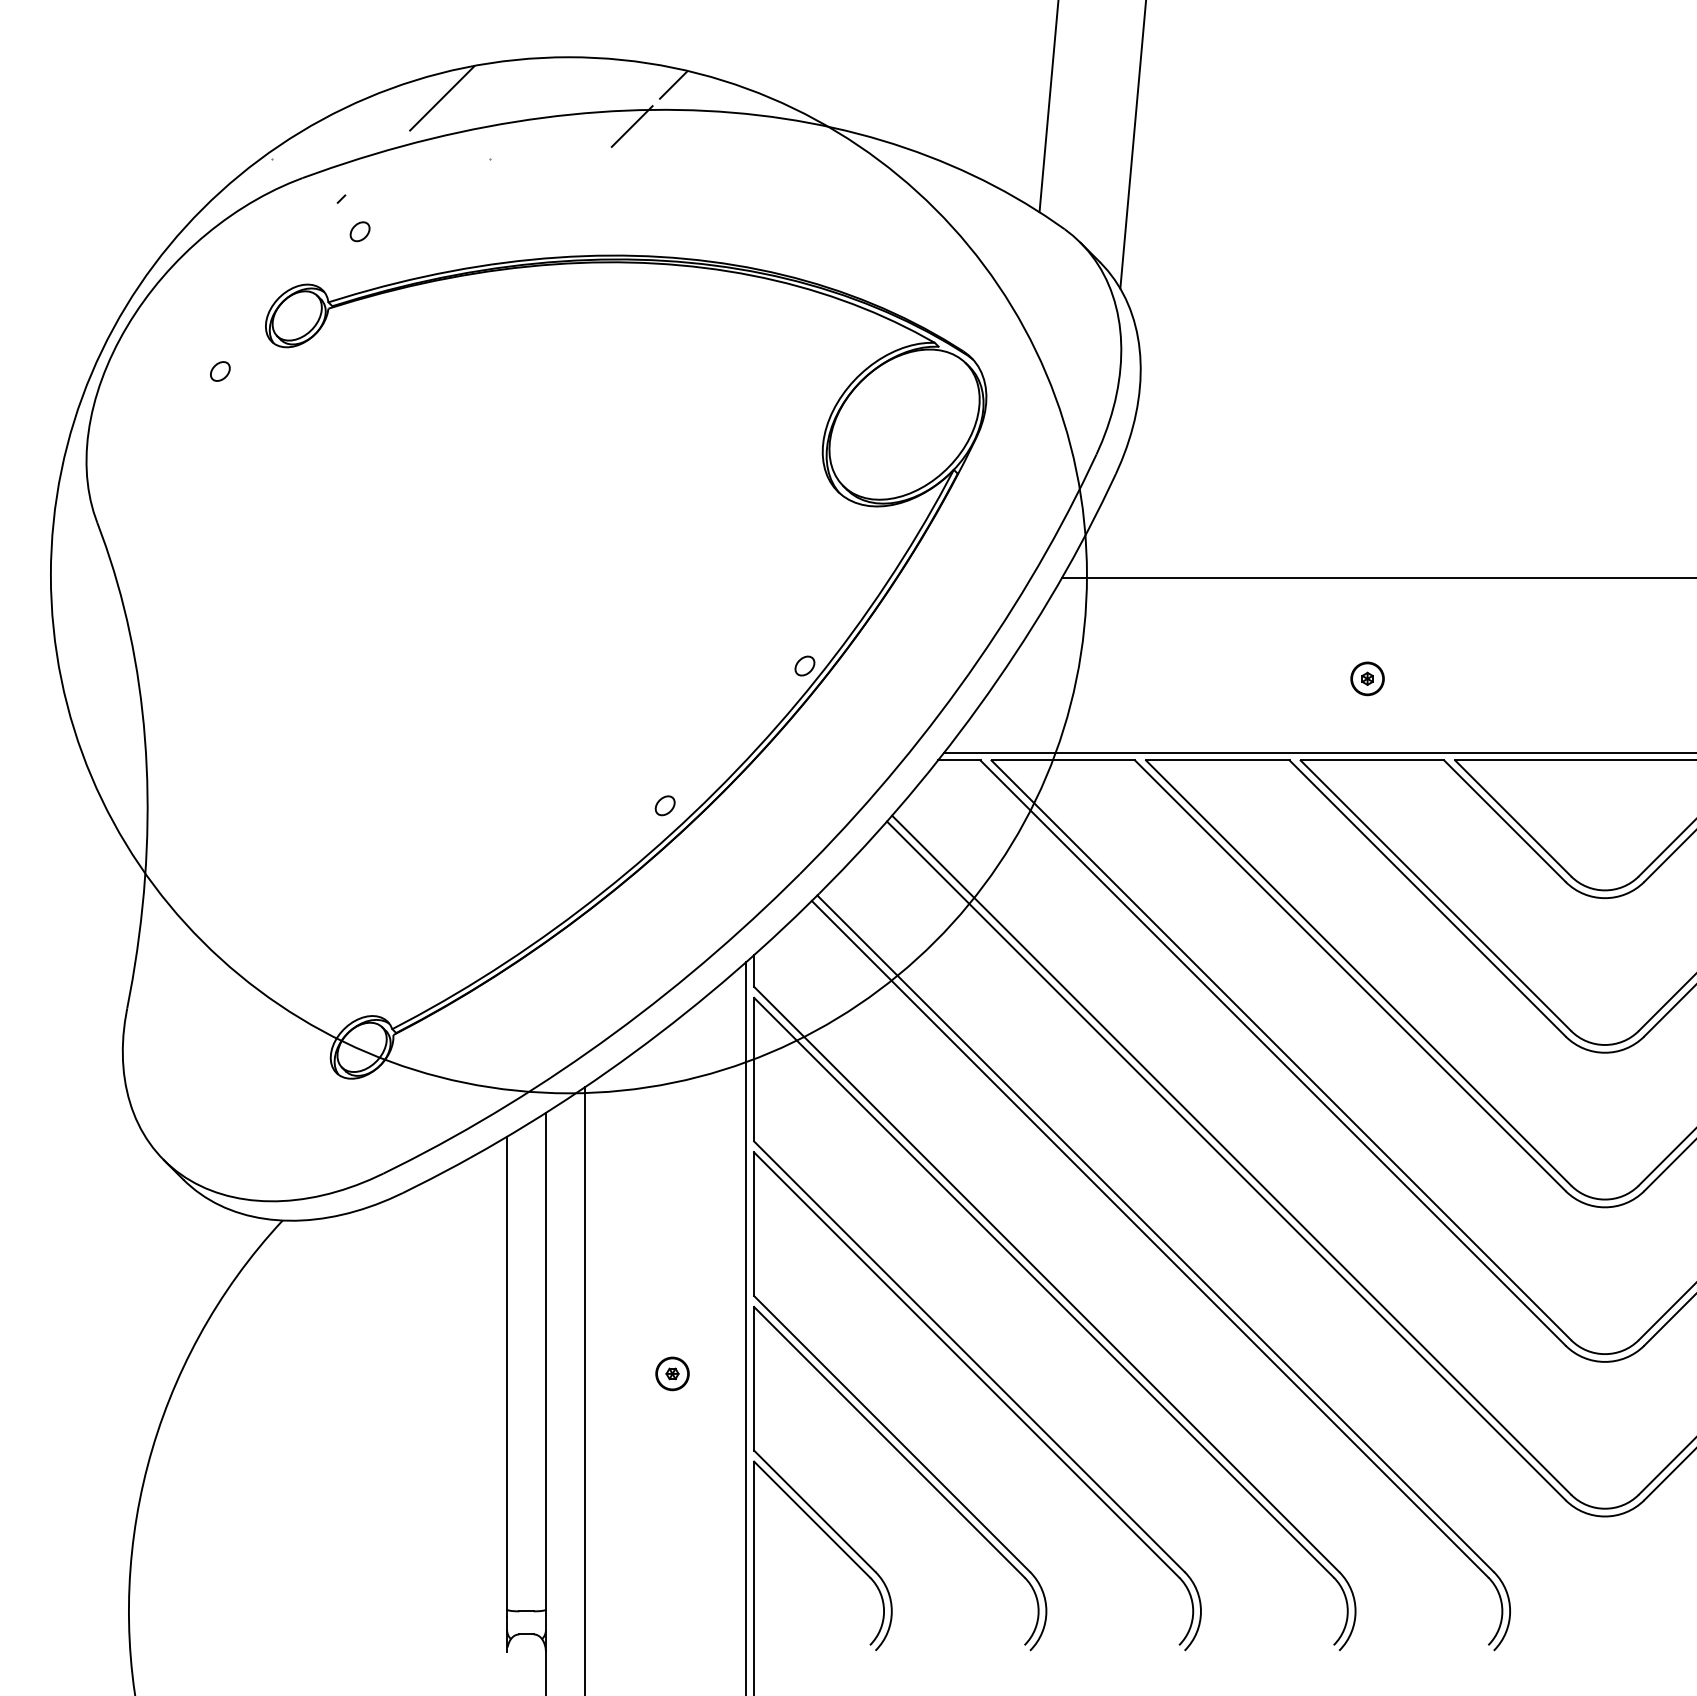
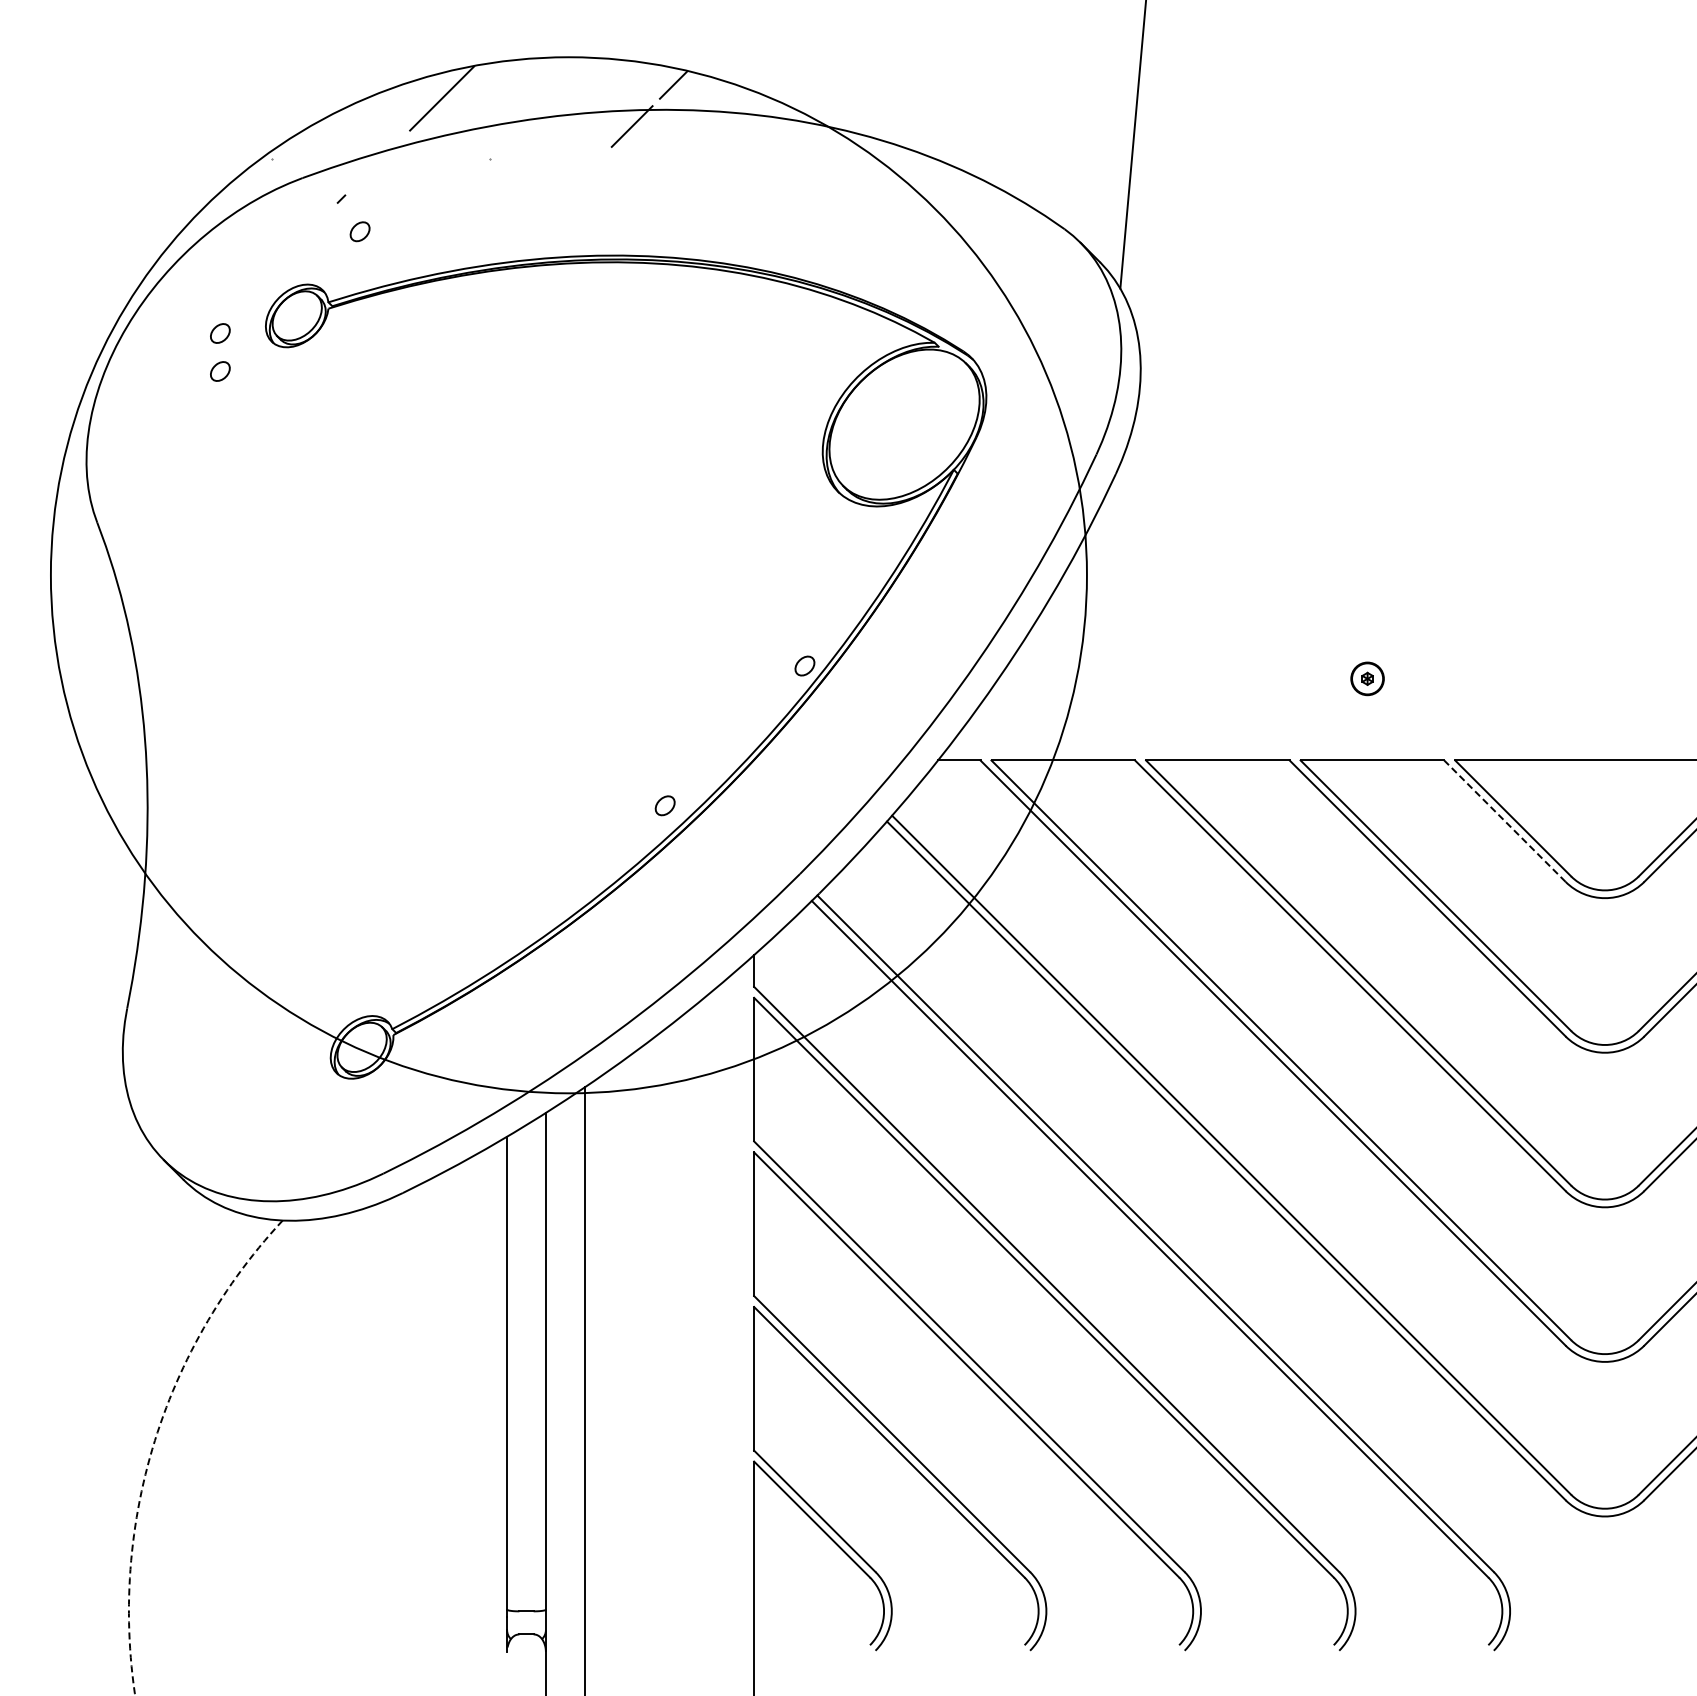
line: present -> none (1048, 107)
part: none -> present (220, 333)
line: present -> none (1377, 577)
line: present -> none (1318, 752)
line: solid -> dashed (1504, 821)
line: present -> none (746, 1327)
part: present -> none (672, 1373)
arc: solid -> dashed (154, 1441)
